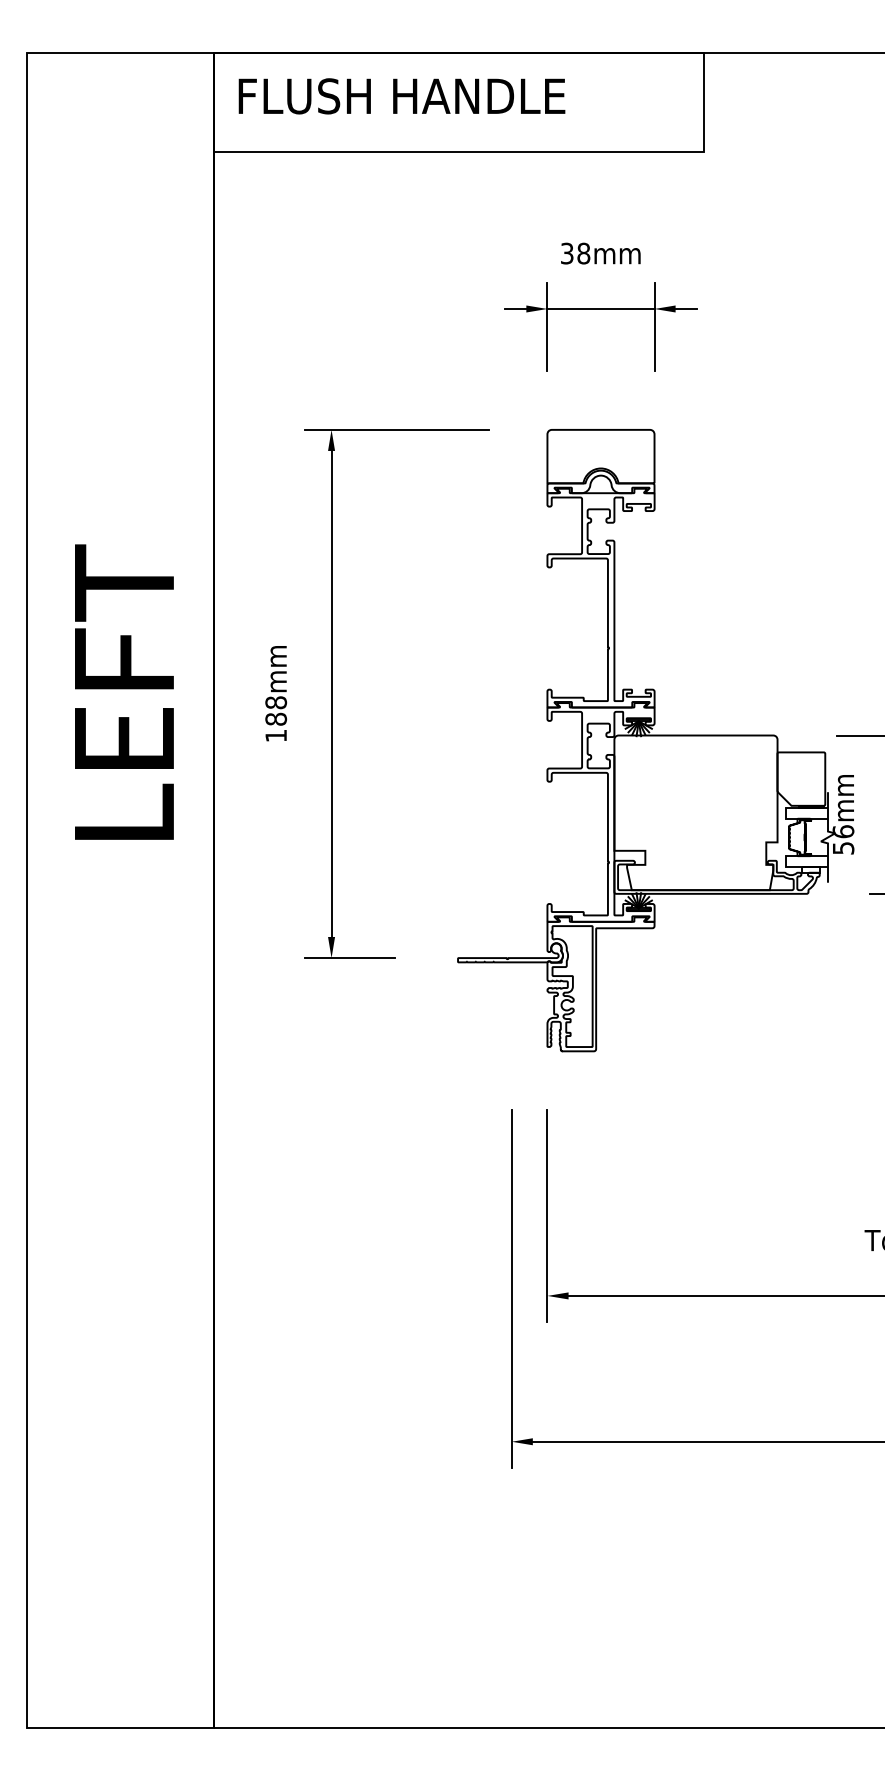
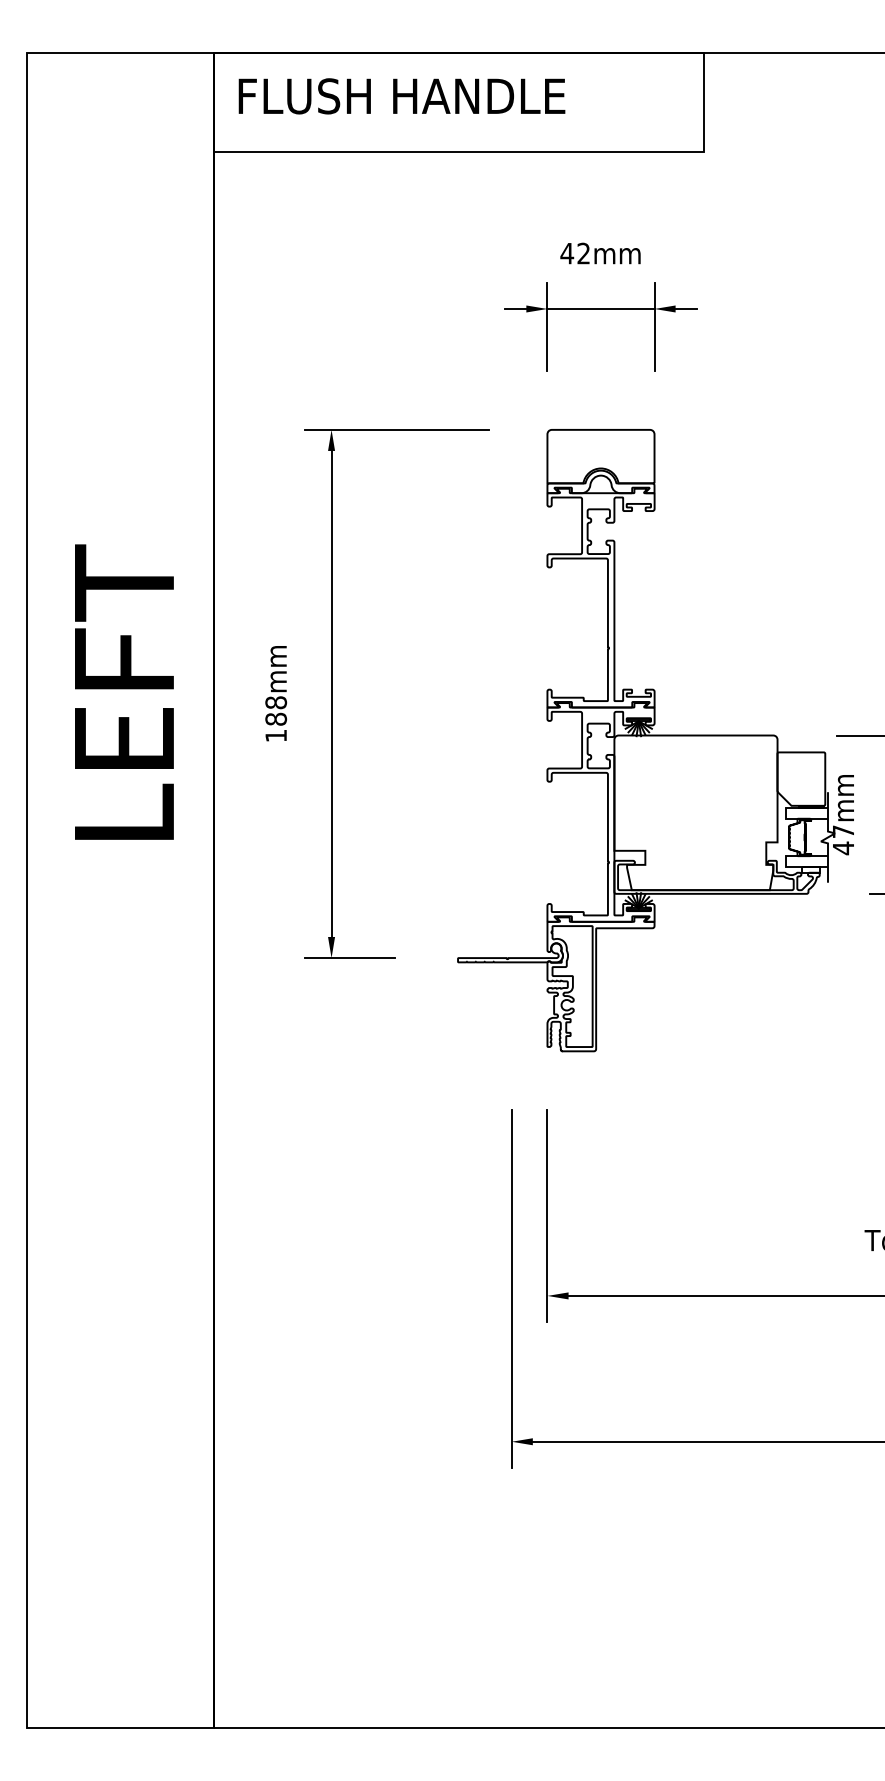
text: 38mm -> 42mm (575, 253)
text: 56mm -> 47mm (843, 840)
